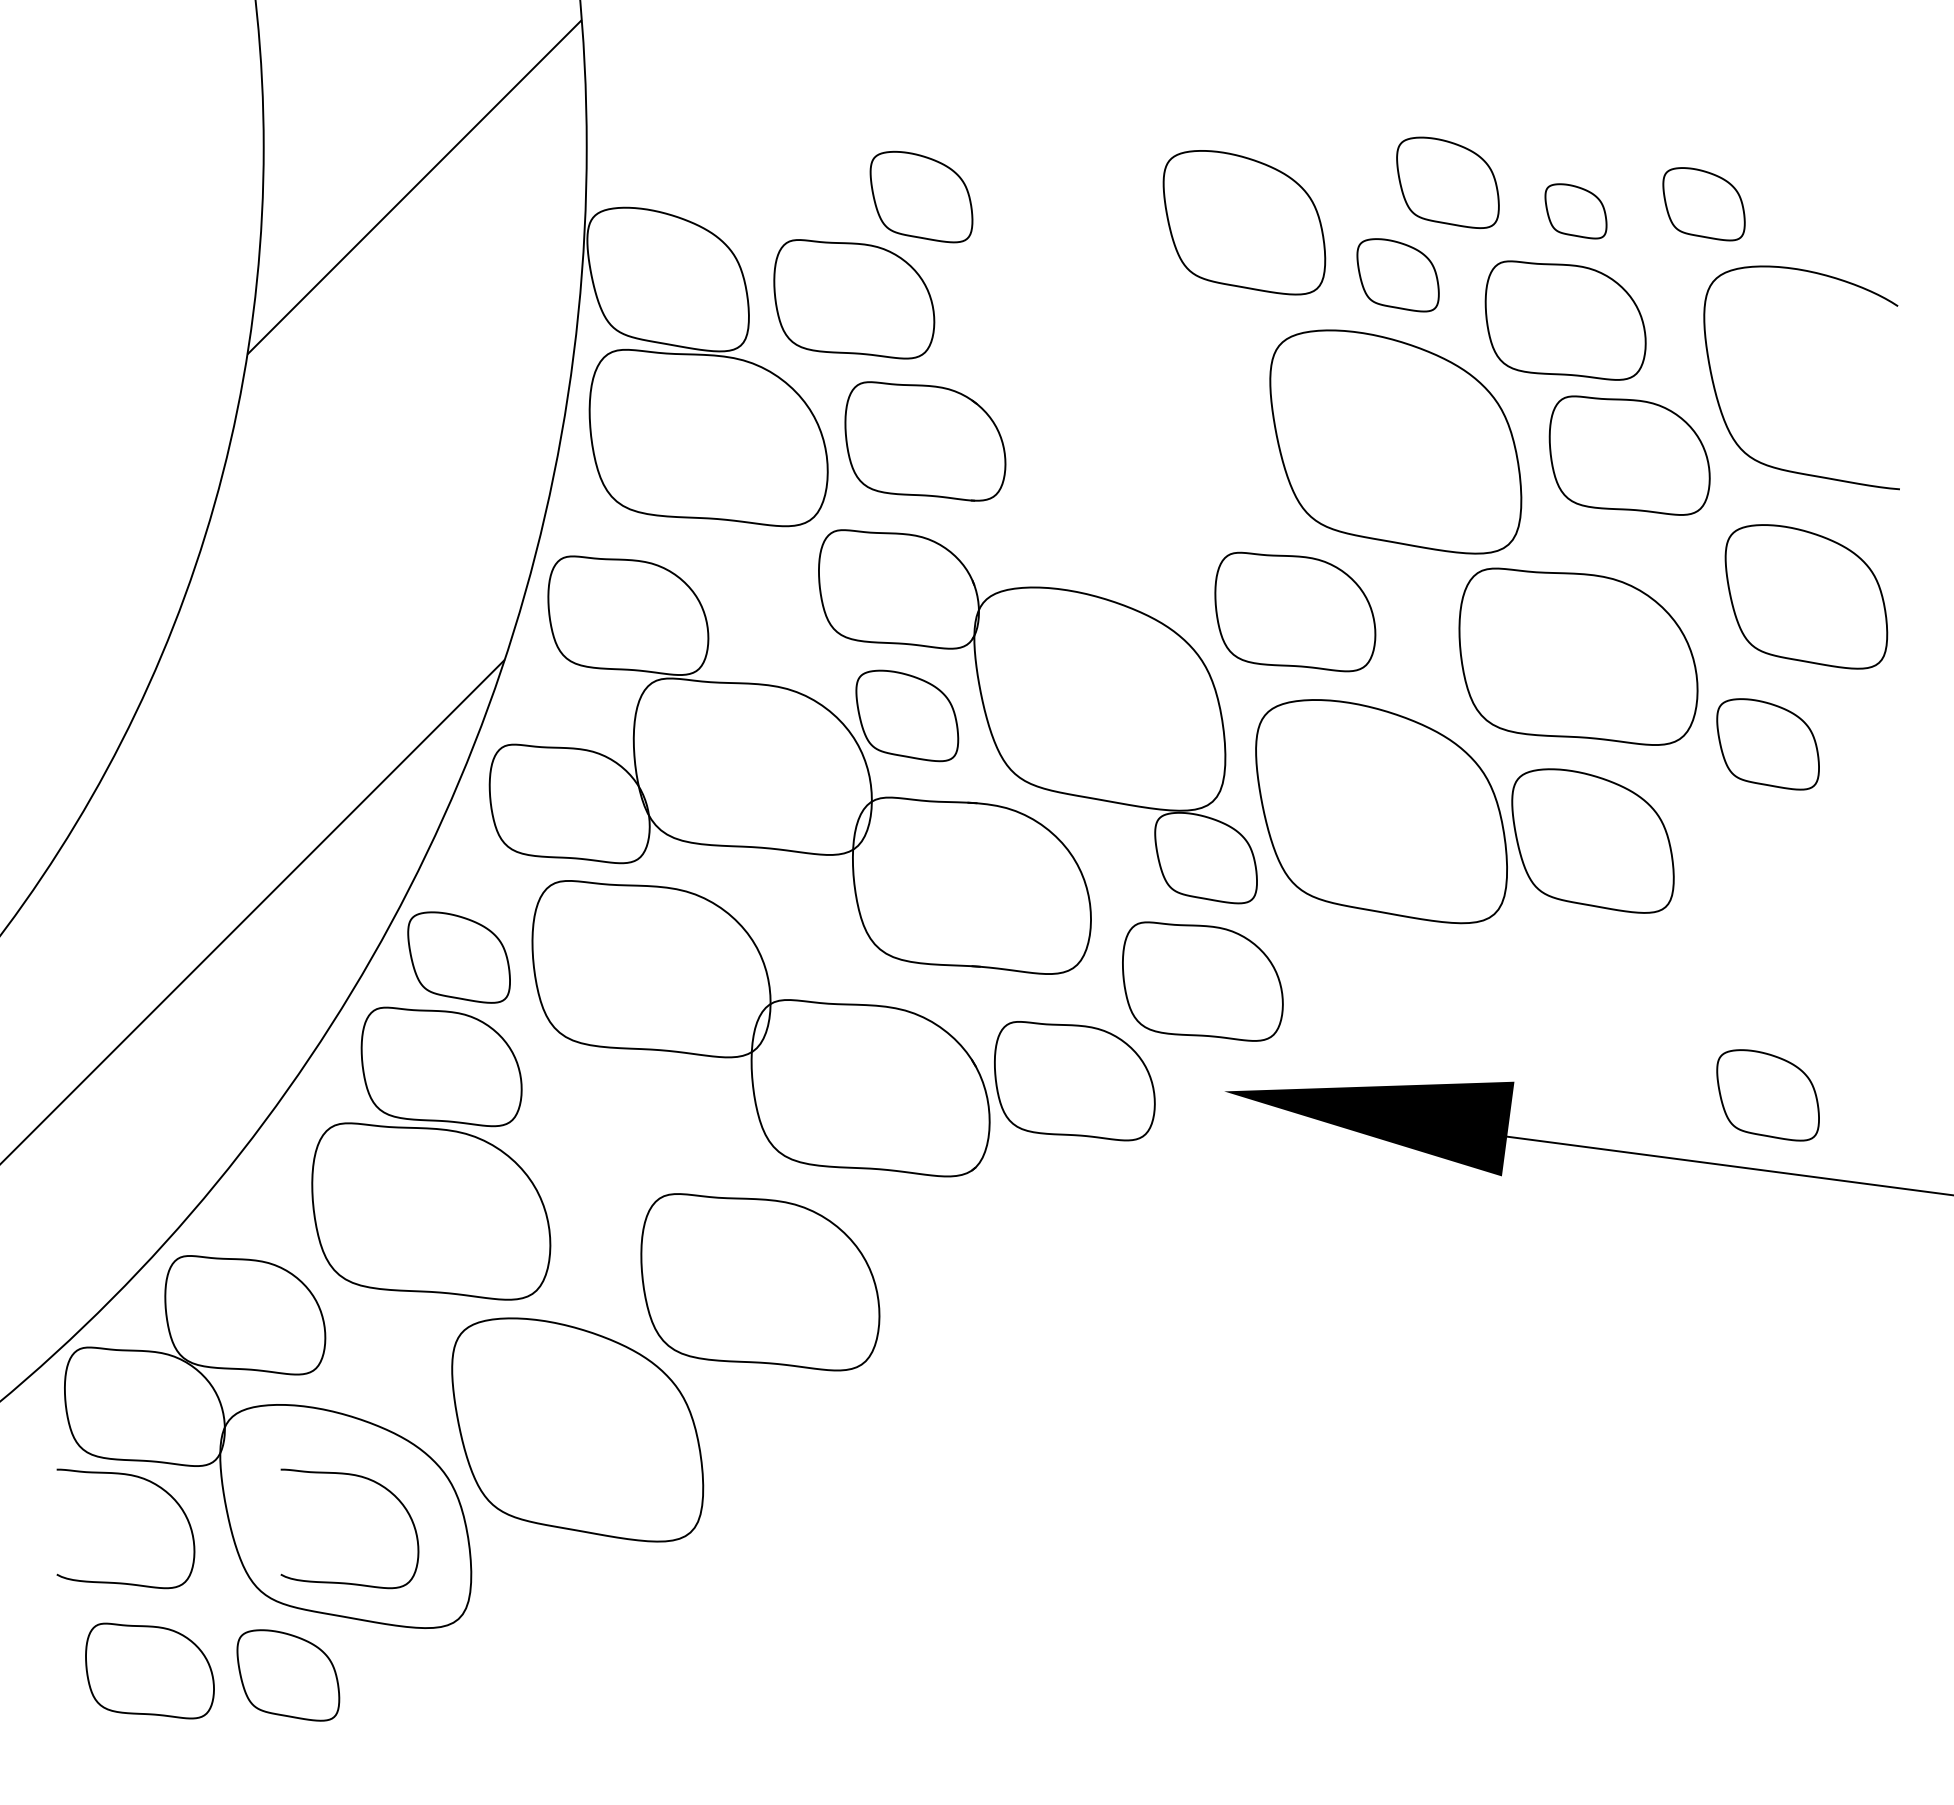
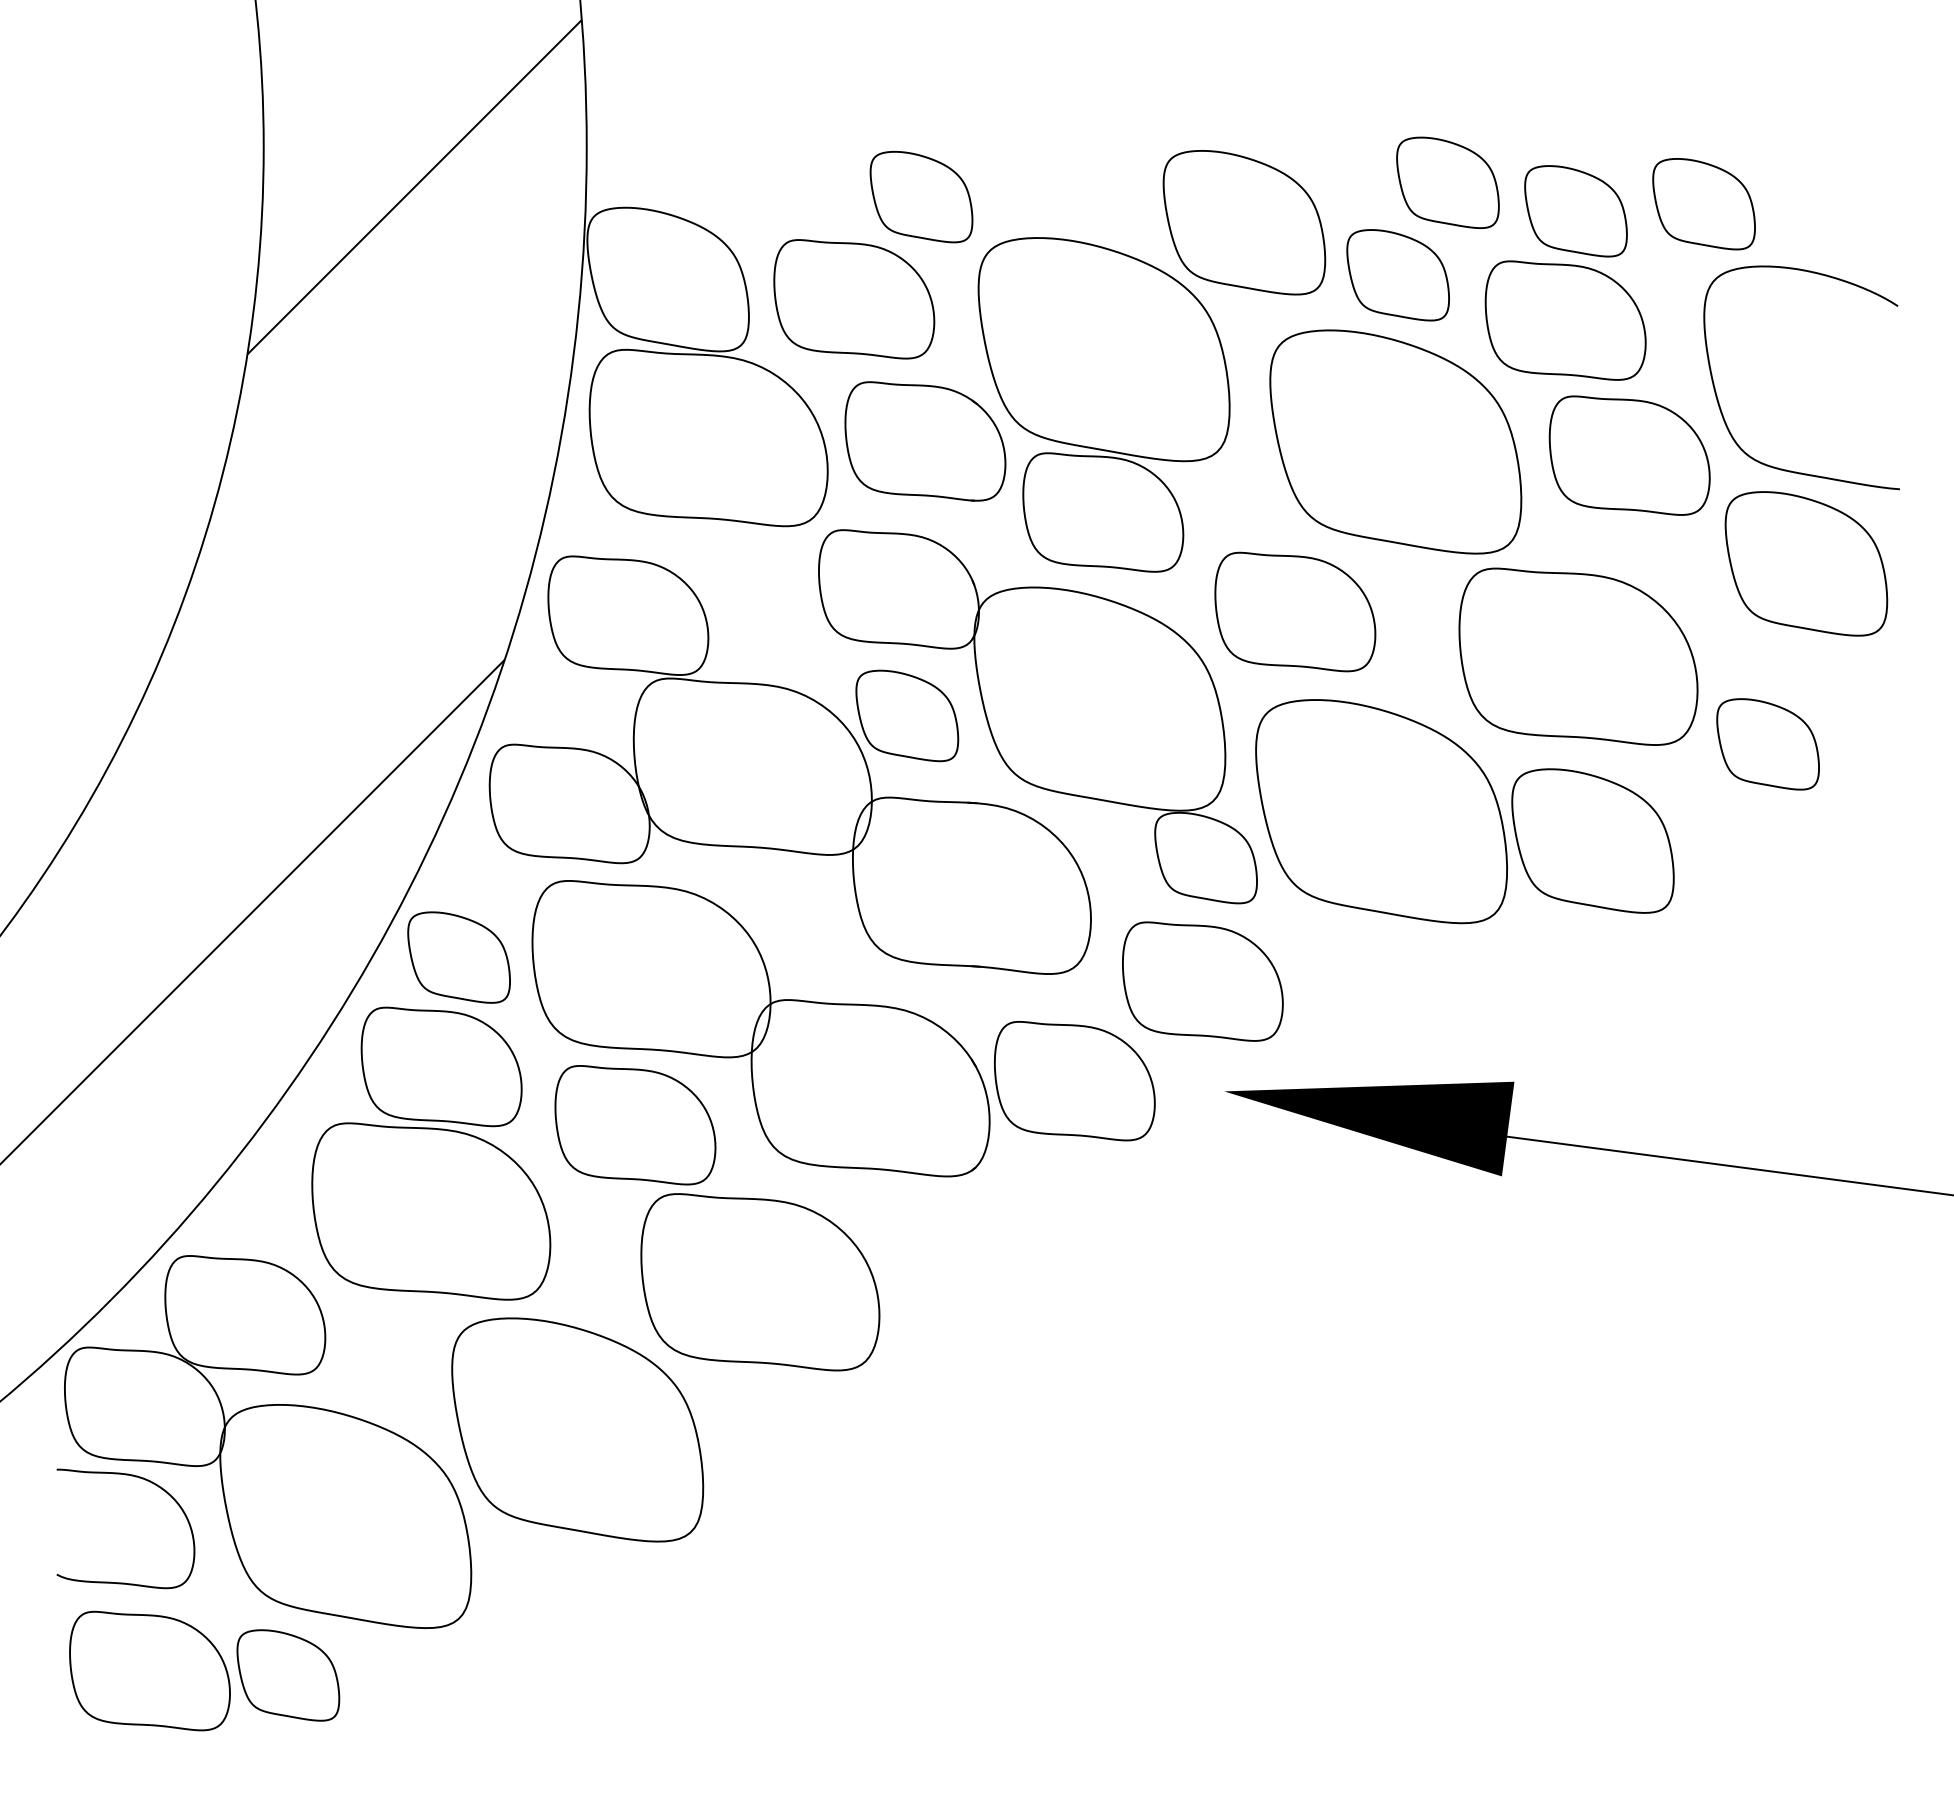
part size: 84x75 px -> 104x93 px (1703, 204)
part size: 64x57 px -> 104x93 px (1575, 211)
part size: 84x75 px -> 104x93 px (1397, 275)
part: none -> present (1103, 404)
part position: (1806, 596) -> (1806, 563) (1806, 563)
part: present -> none (1767, 1095)
part: none -> present (635, 1125)
curve: present -> none (366, 1479)
part size: 130x98 px -> 162x122 px (149, 1670)
